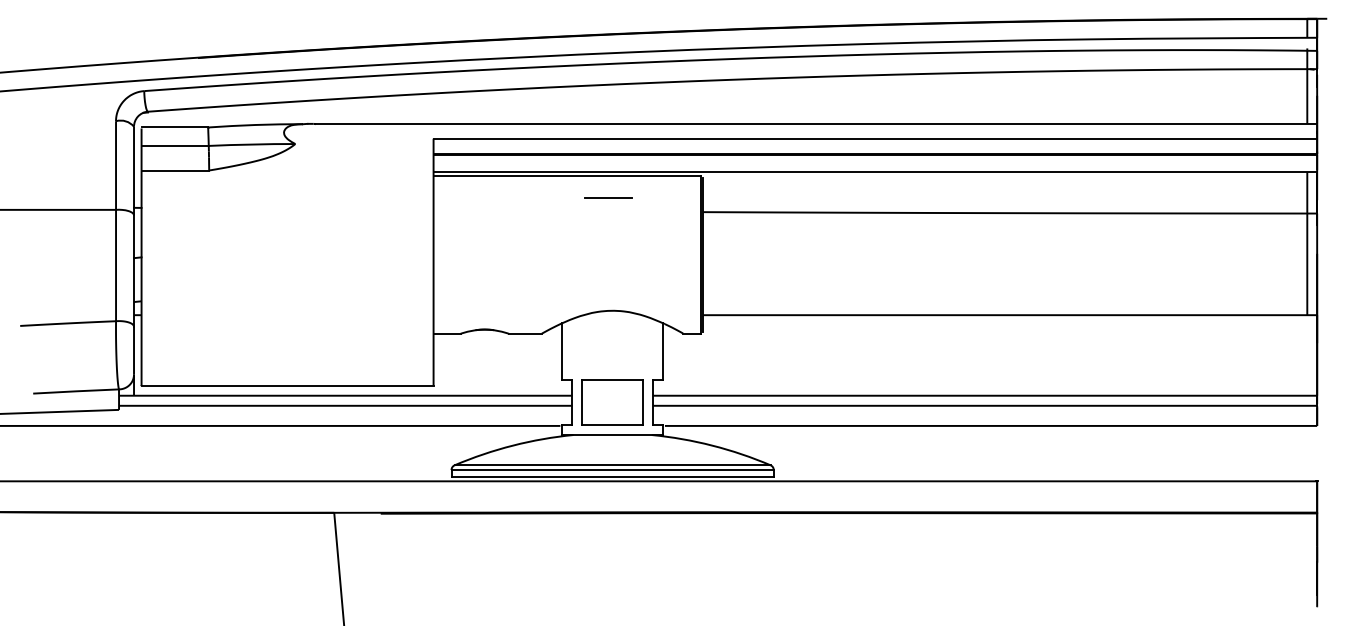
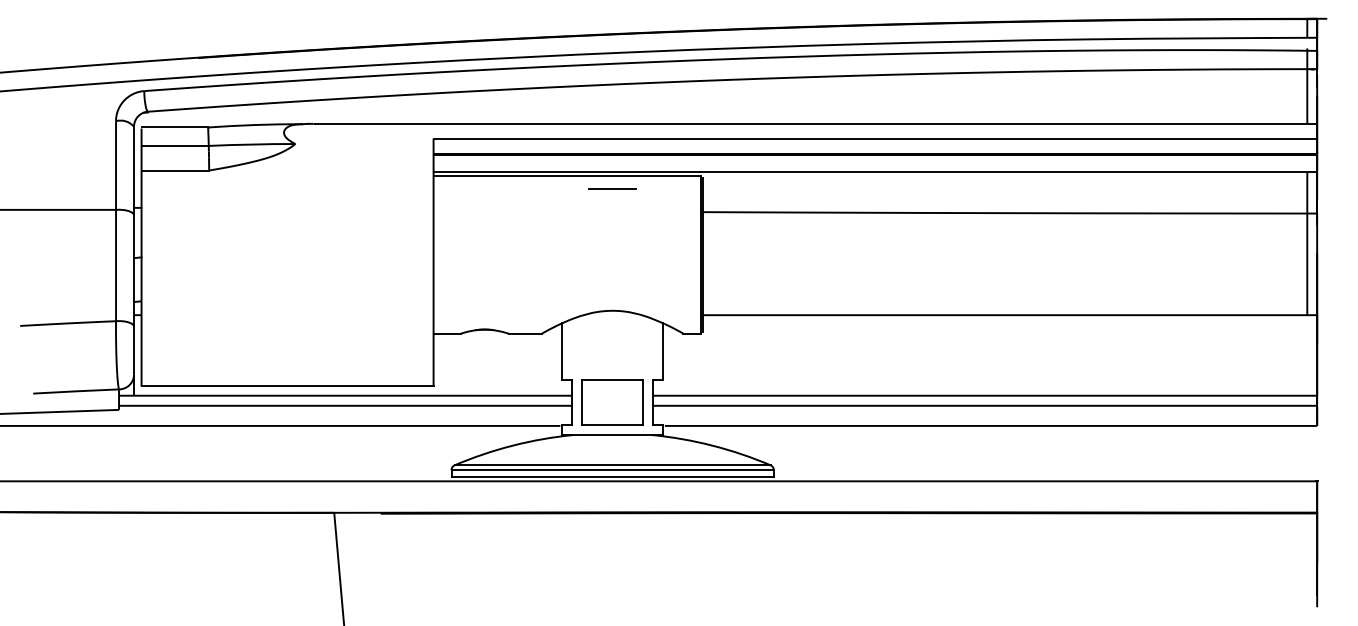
line position: (608, 197) -> (612, 188) (612, 188)
